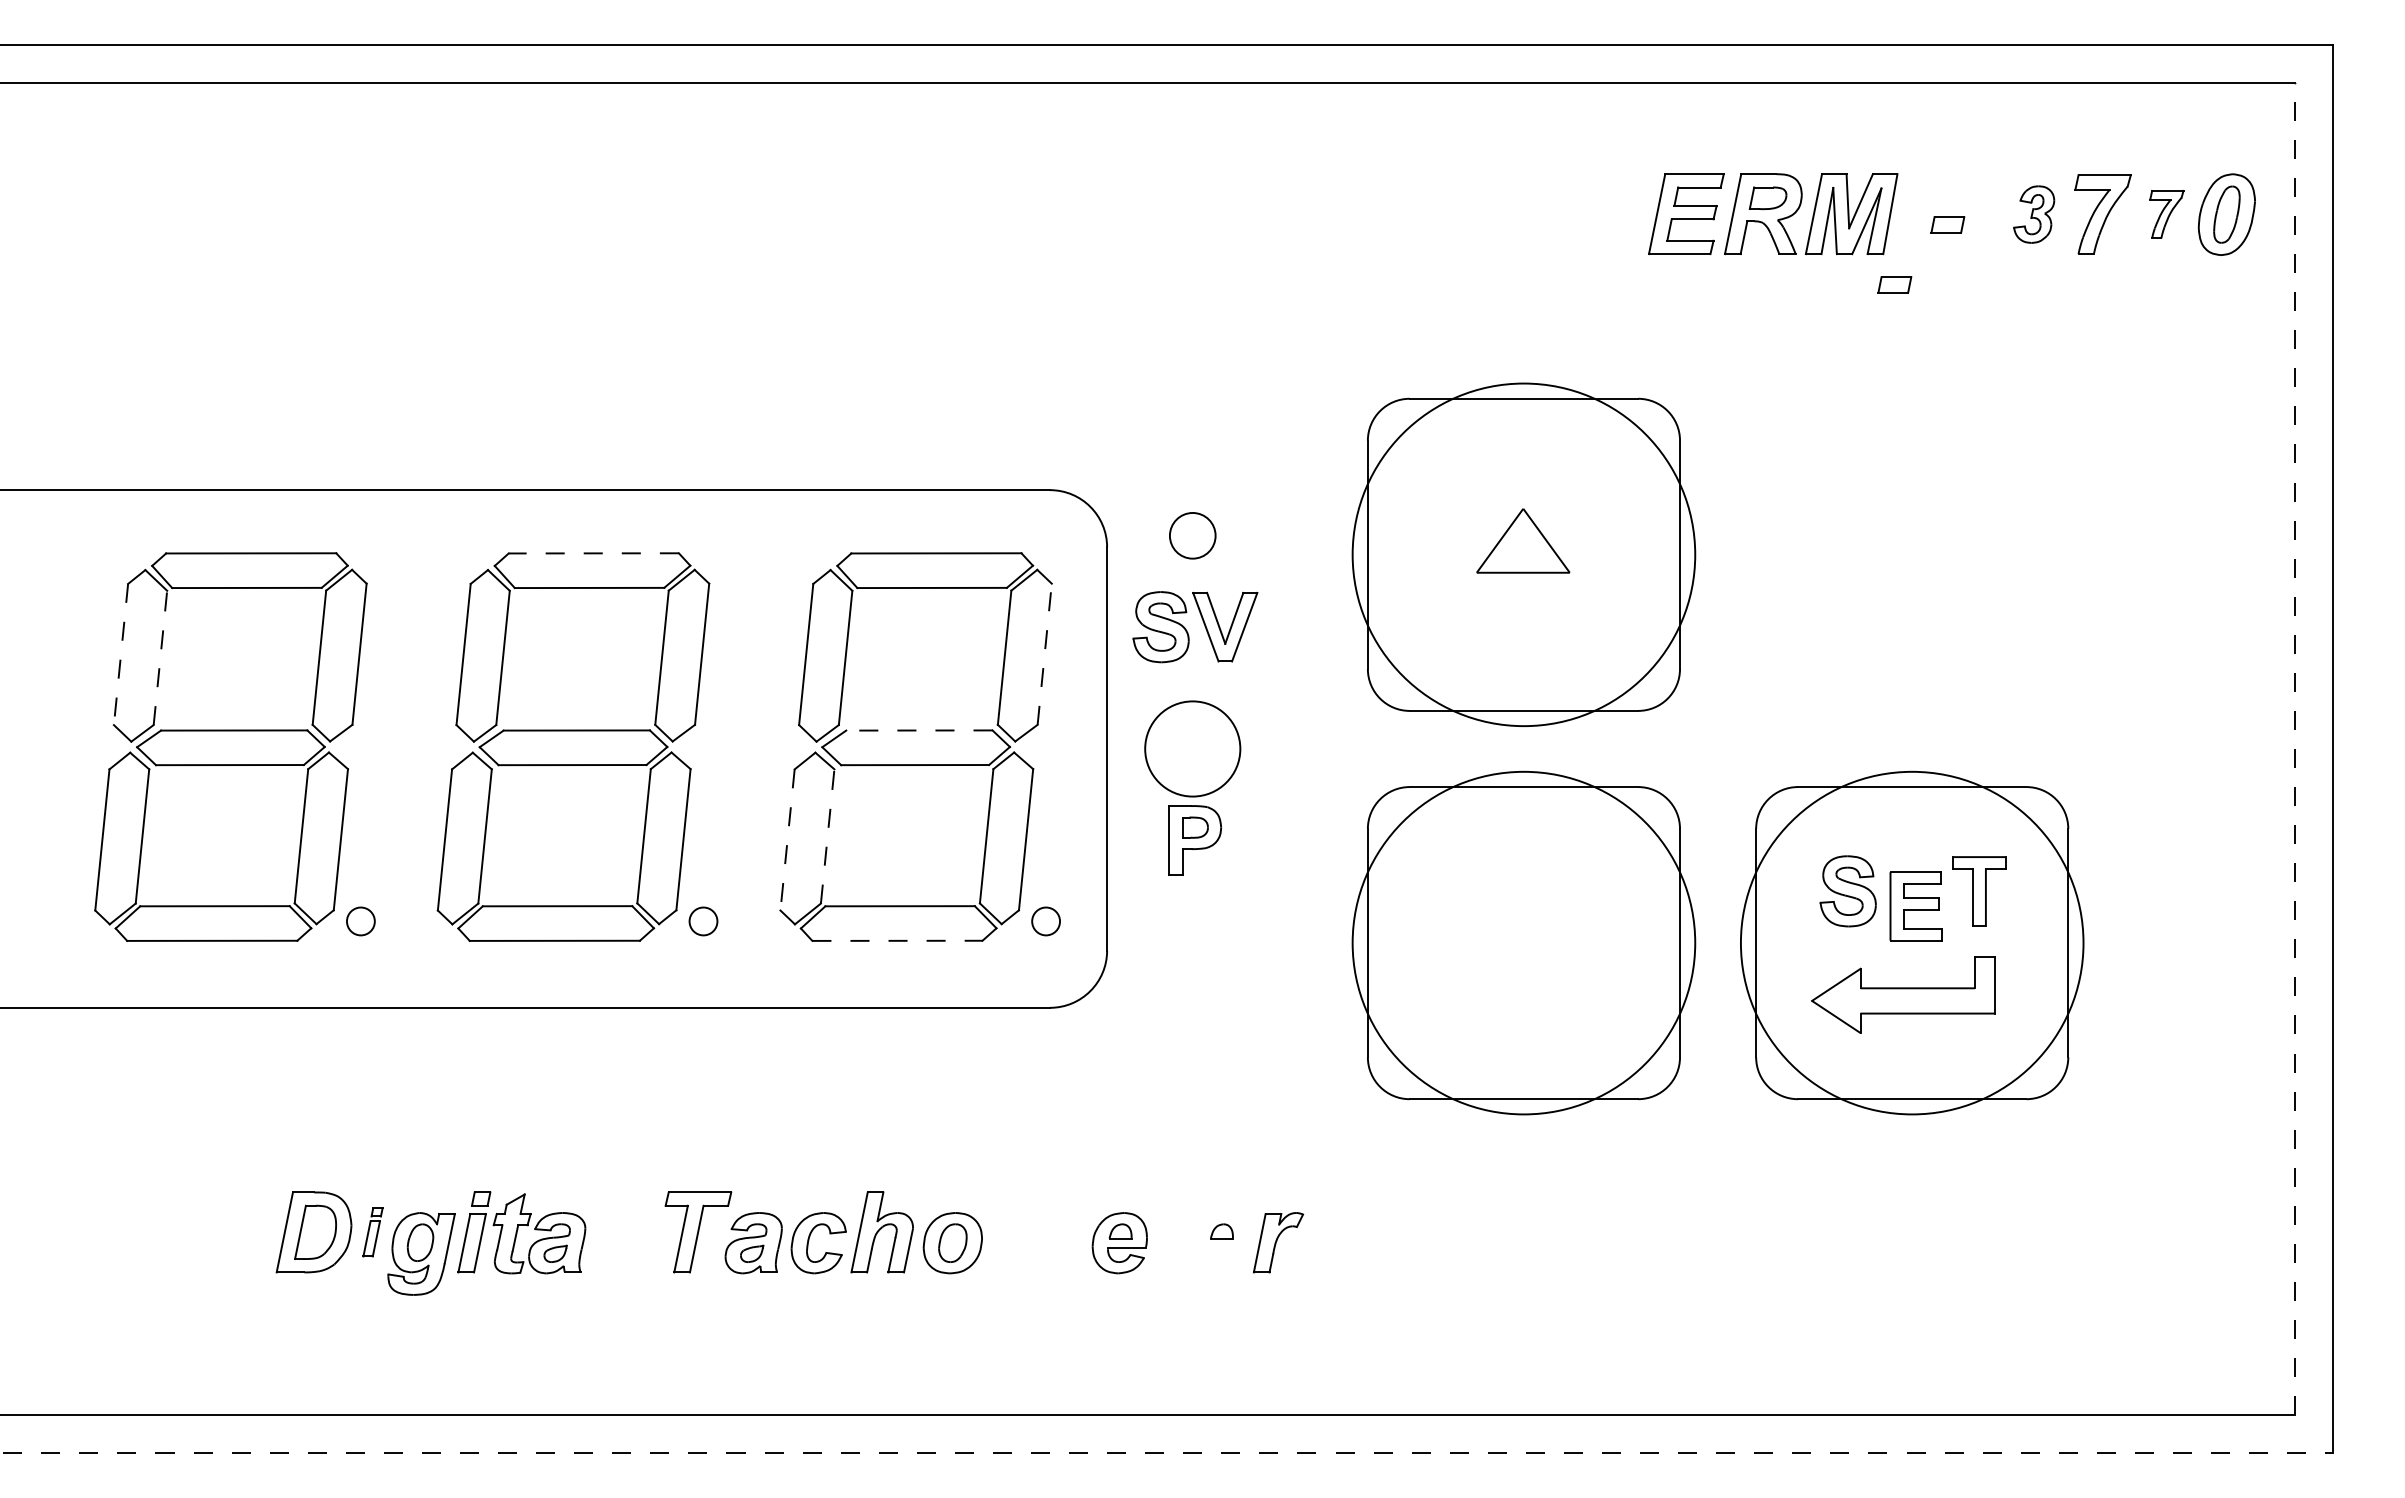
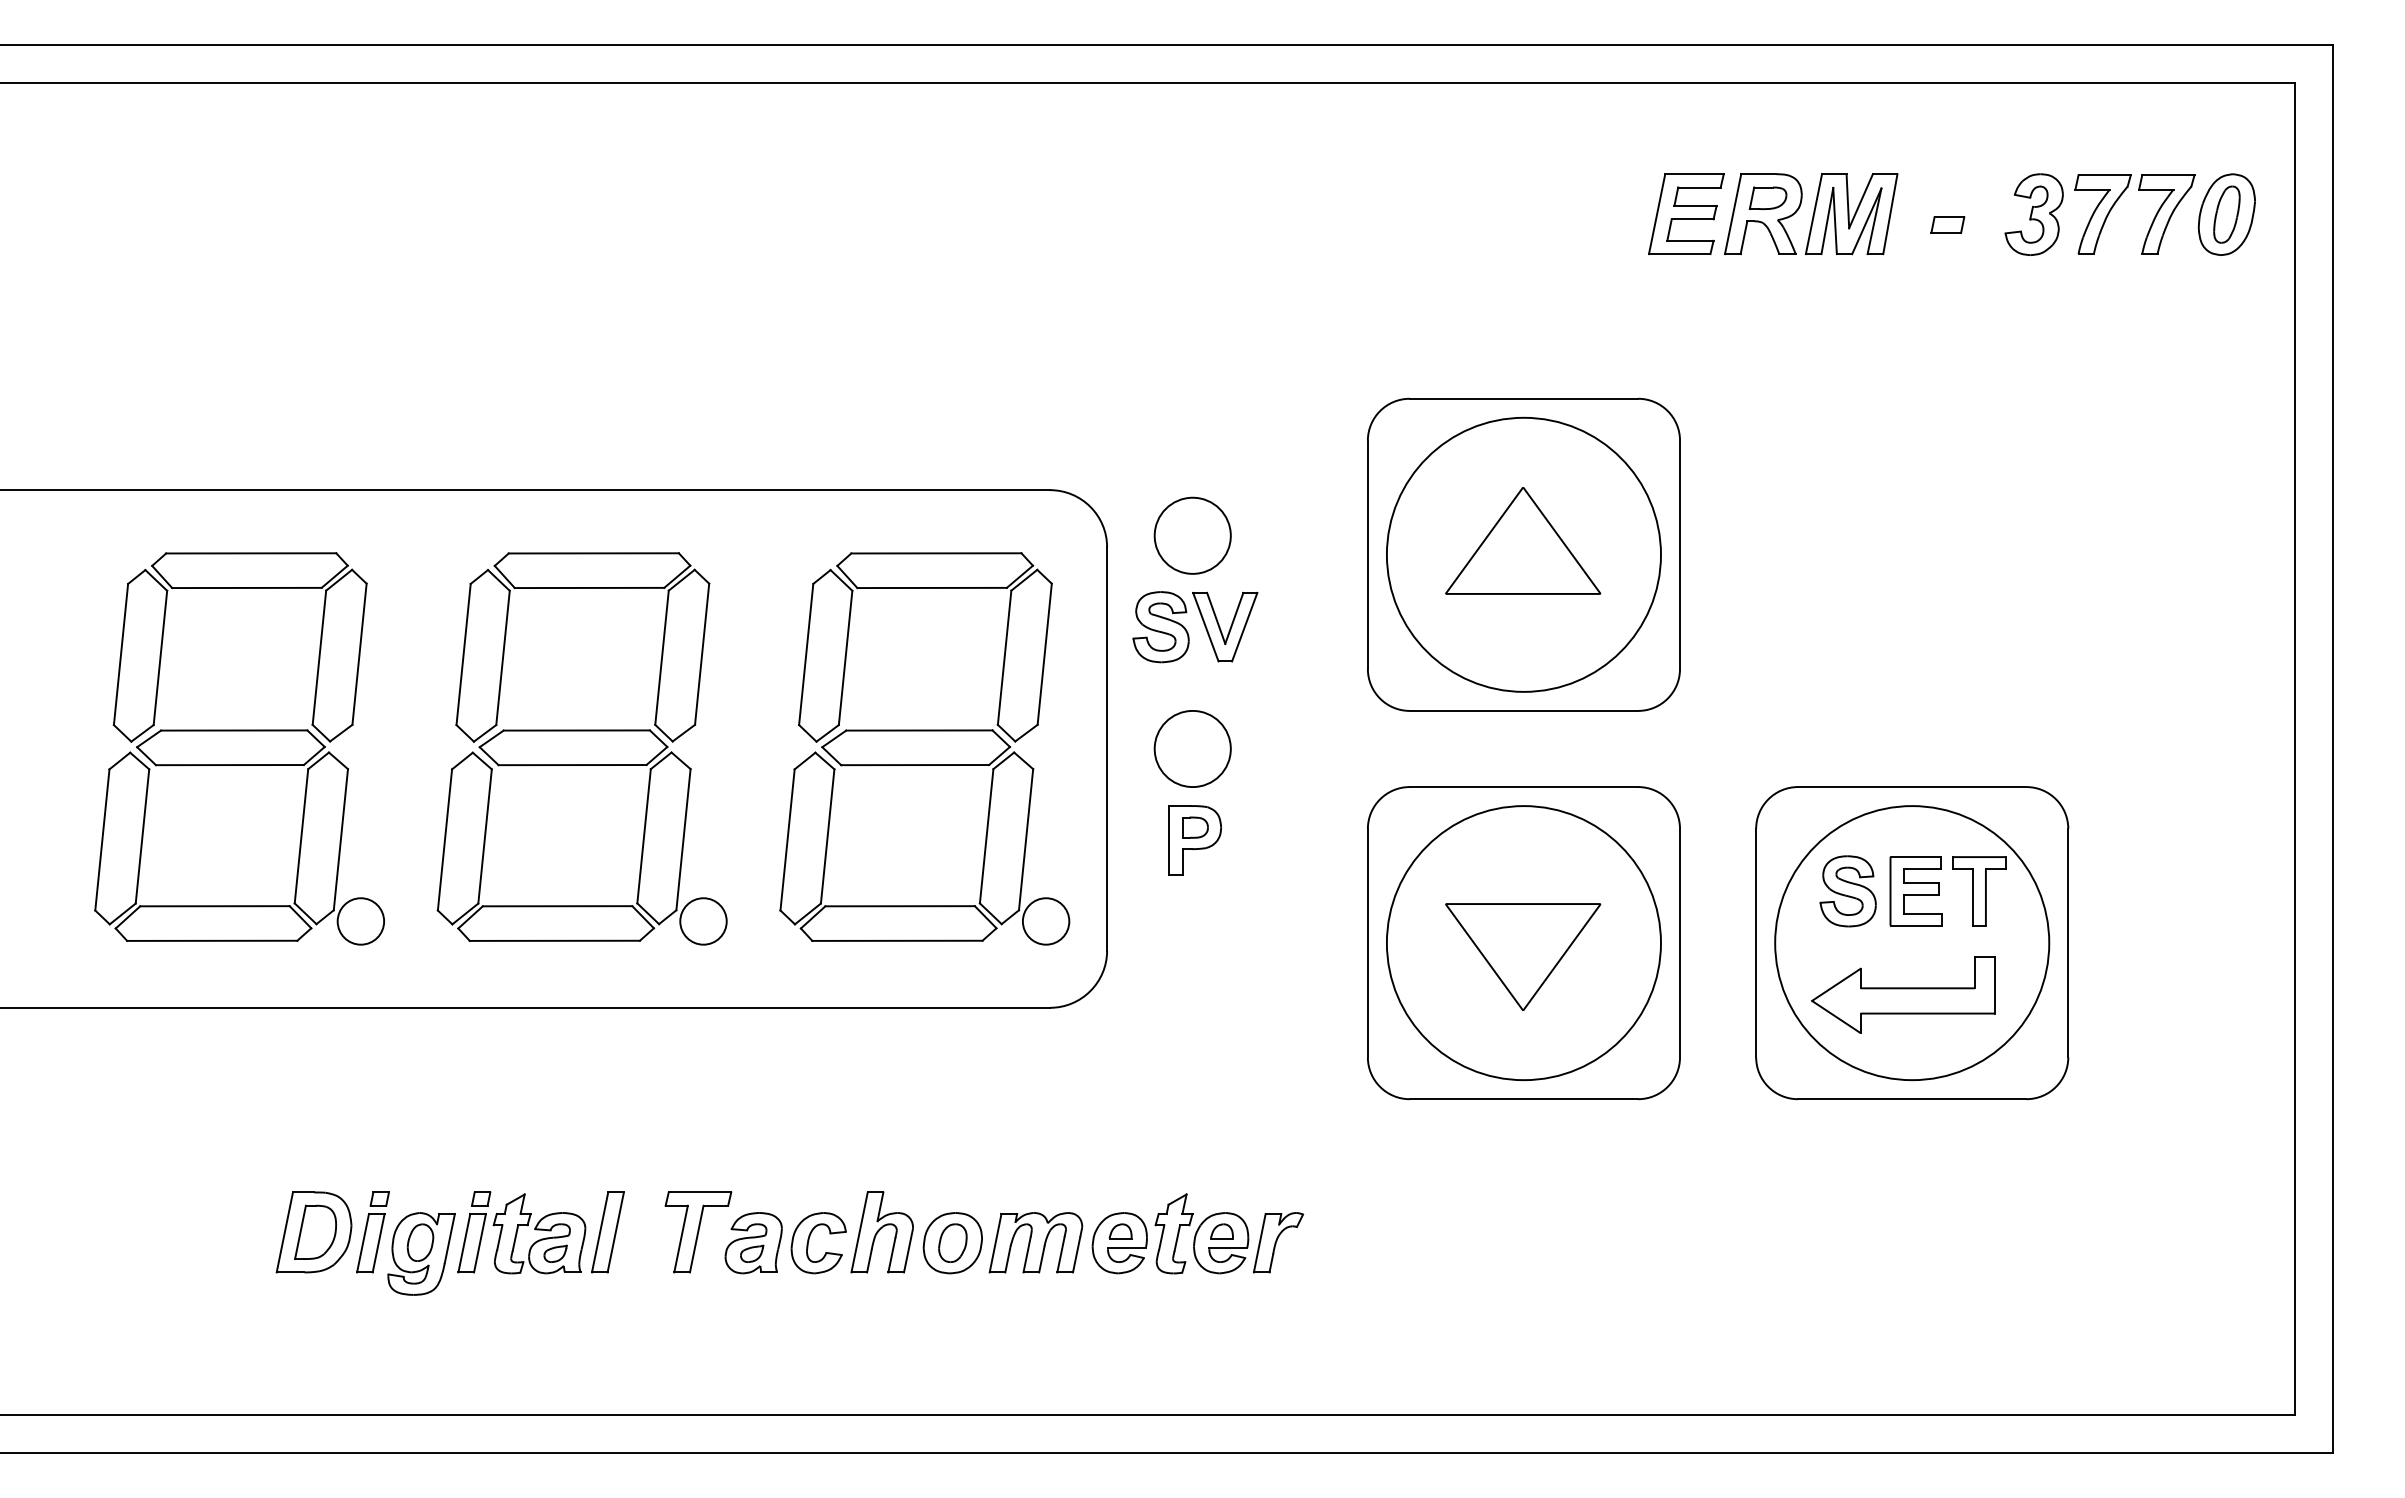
part size: 43x59 px -> 60x83 px (2033, 214)
part size: 36x49 px -> 58x81 px (2166, 214)
part: present -> none (1894, 284)
circle diameter: 46 px -> 76 px (1192, 535)
part size: 95x66 px -> 157x108 px (1523, 540)
line: dashed -> solid (593, 553)
circle diameter: 343 px -> 274 px (1523, 554)
line: dashed -> solid (121, 654)
line: dashed -> solid (1044, 654)
line: dashed -> solid (160, 657)
line: dashed -> solid (918, 730)
circle diameter: 95 px -> 76 px (1192, 748)
line: dashed -> solid (2294, 748)
line: dashed -> solid (827, 835)
line: dashed -> solid (787, 839)
part position: (1915, 906) -> (1915, 891) (1915, 891)
circle diameter: 28 px -> 46 px (360, 921)
circle diameter: 28 px -> 46 px (703, 921)
circle diameter: 28 px -> 46 px (1045, 921)
line: dashed -> solid (897, 940)
circle diameter: 343 px -> 274 px (1523, 943)
circle diameter: 343 px -> 274 px (1912, 943)
part: none -> present (1523, 956)
part size: 22x51 px -> 34x83 px (372, 1232)
part: none -> present (607, 1232)
part: none -> present (1201, 1233)
part: none -> present (1035, 1242)
line: dashed -> solid (1166, 1453)
